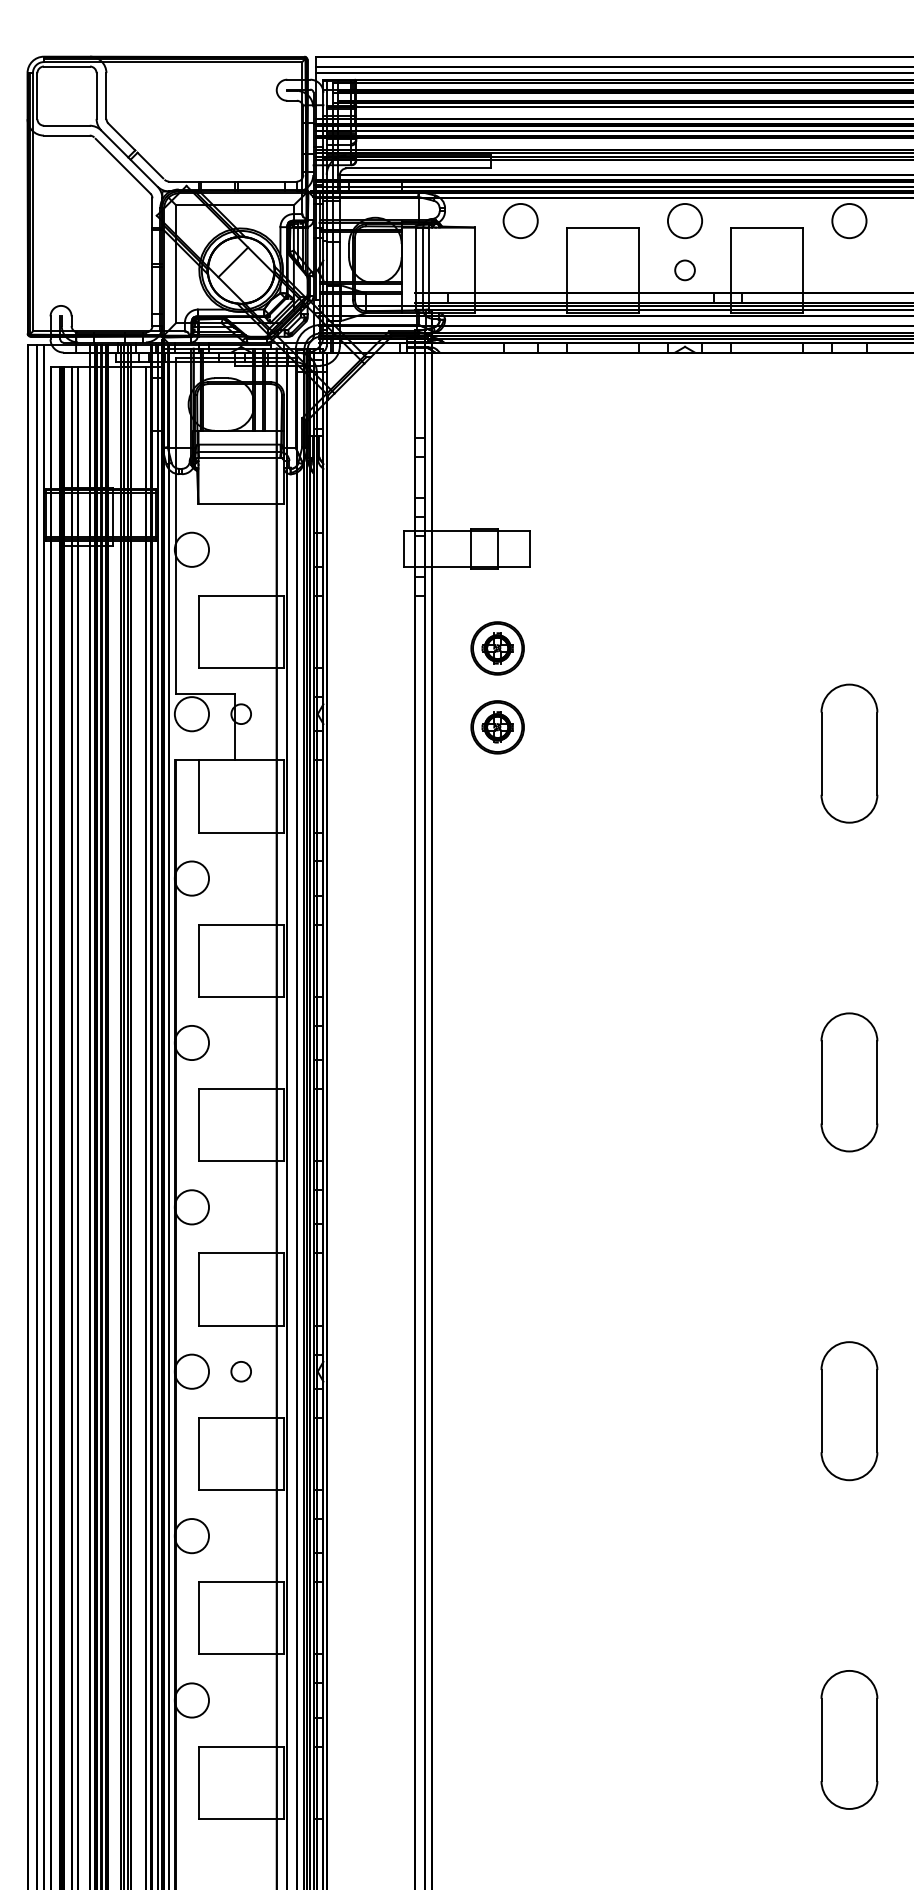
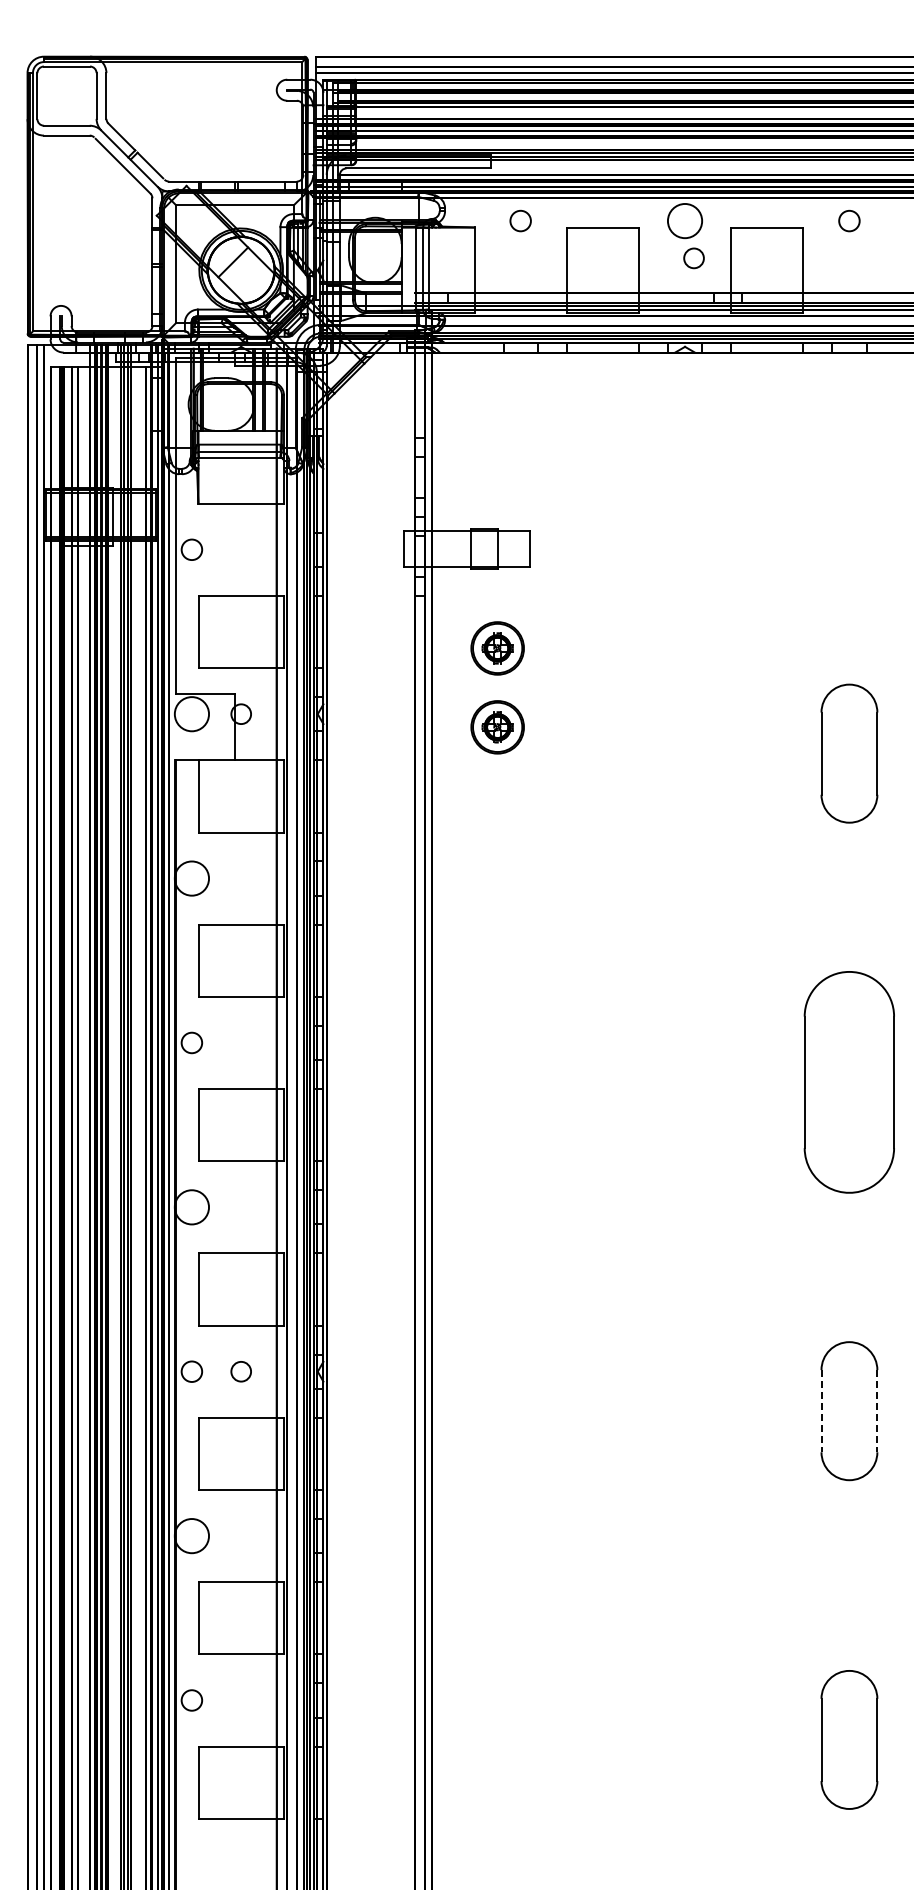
circle diameter: 34 px -> 21 px (520, 220)
circle diameter: 34 px -> 21 px (849, 220)
circle position: (684, 270) -> (693, 258) (693, 258)
circle diameter: 34 px -> 21 px (191, 549)
circle diameter: 34 px -> 21 px (191, 1042)
part size: 59x141 px -> 92x223 px (848, 1082)
circle diameter: 34 px -> 21 px (191, 1371)
line: solid -> dashed (821, 1411)
line: solid -> dashed (877, 1411)
circle diameter: 34 px -> 21 px (191, 1700)
